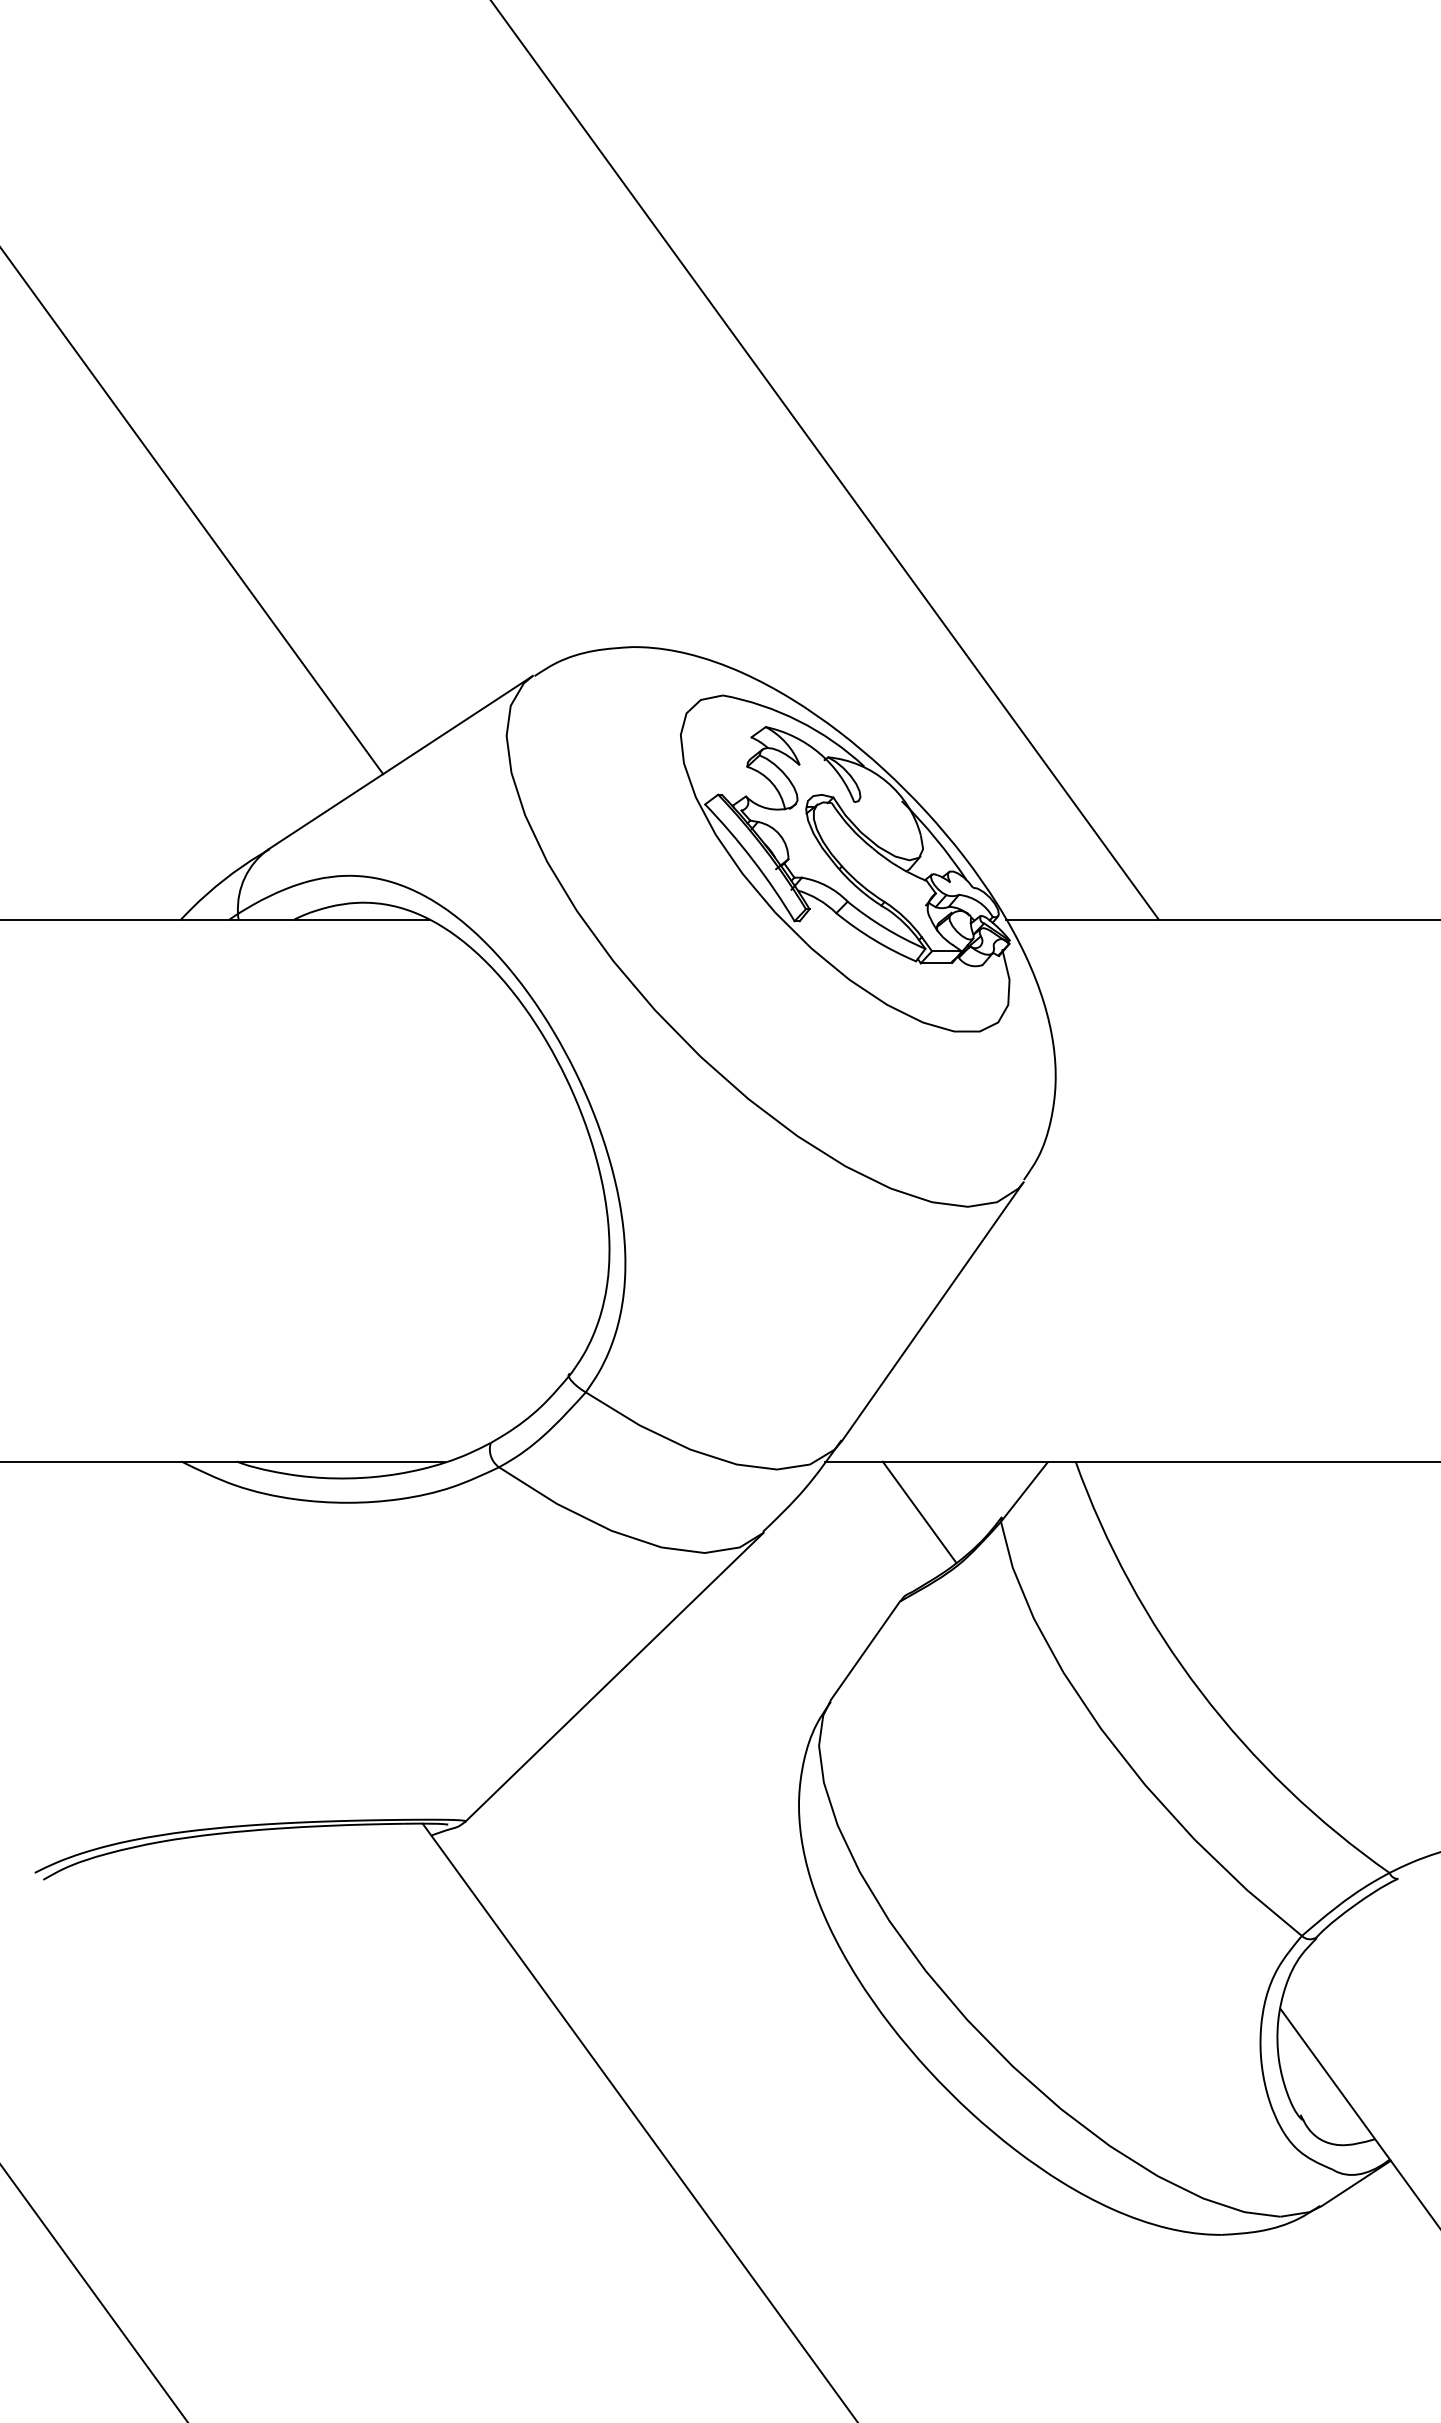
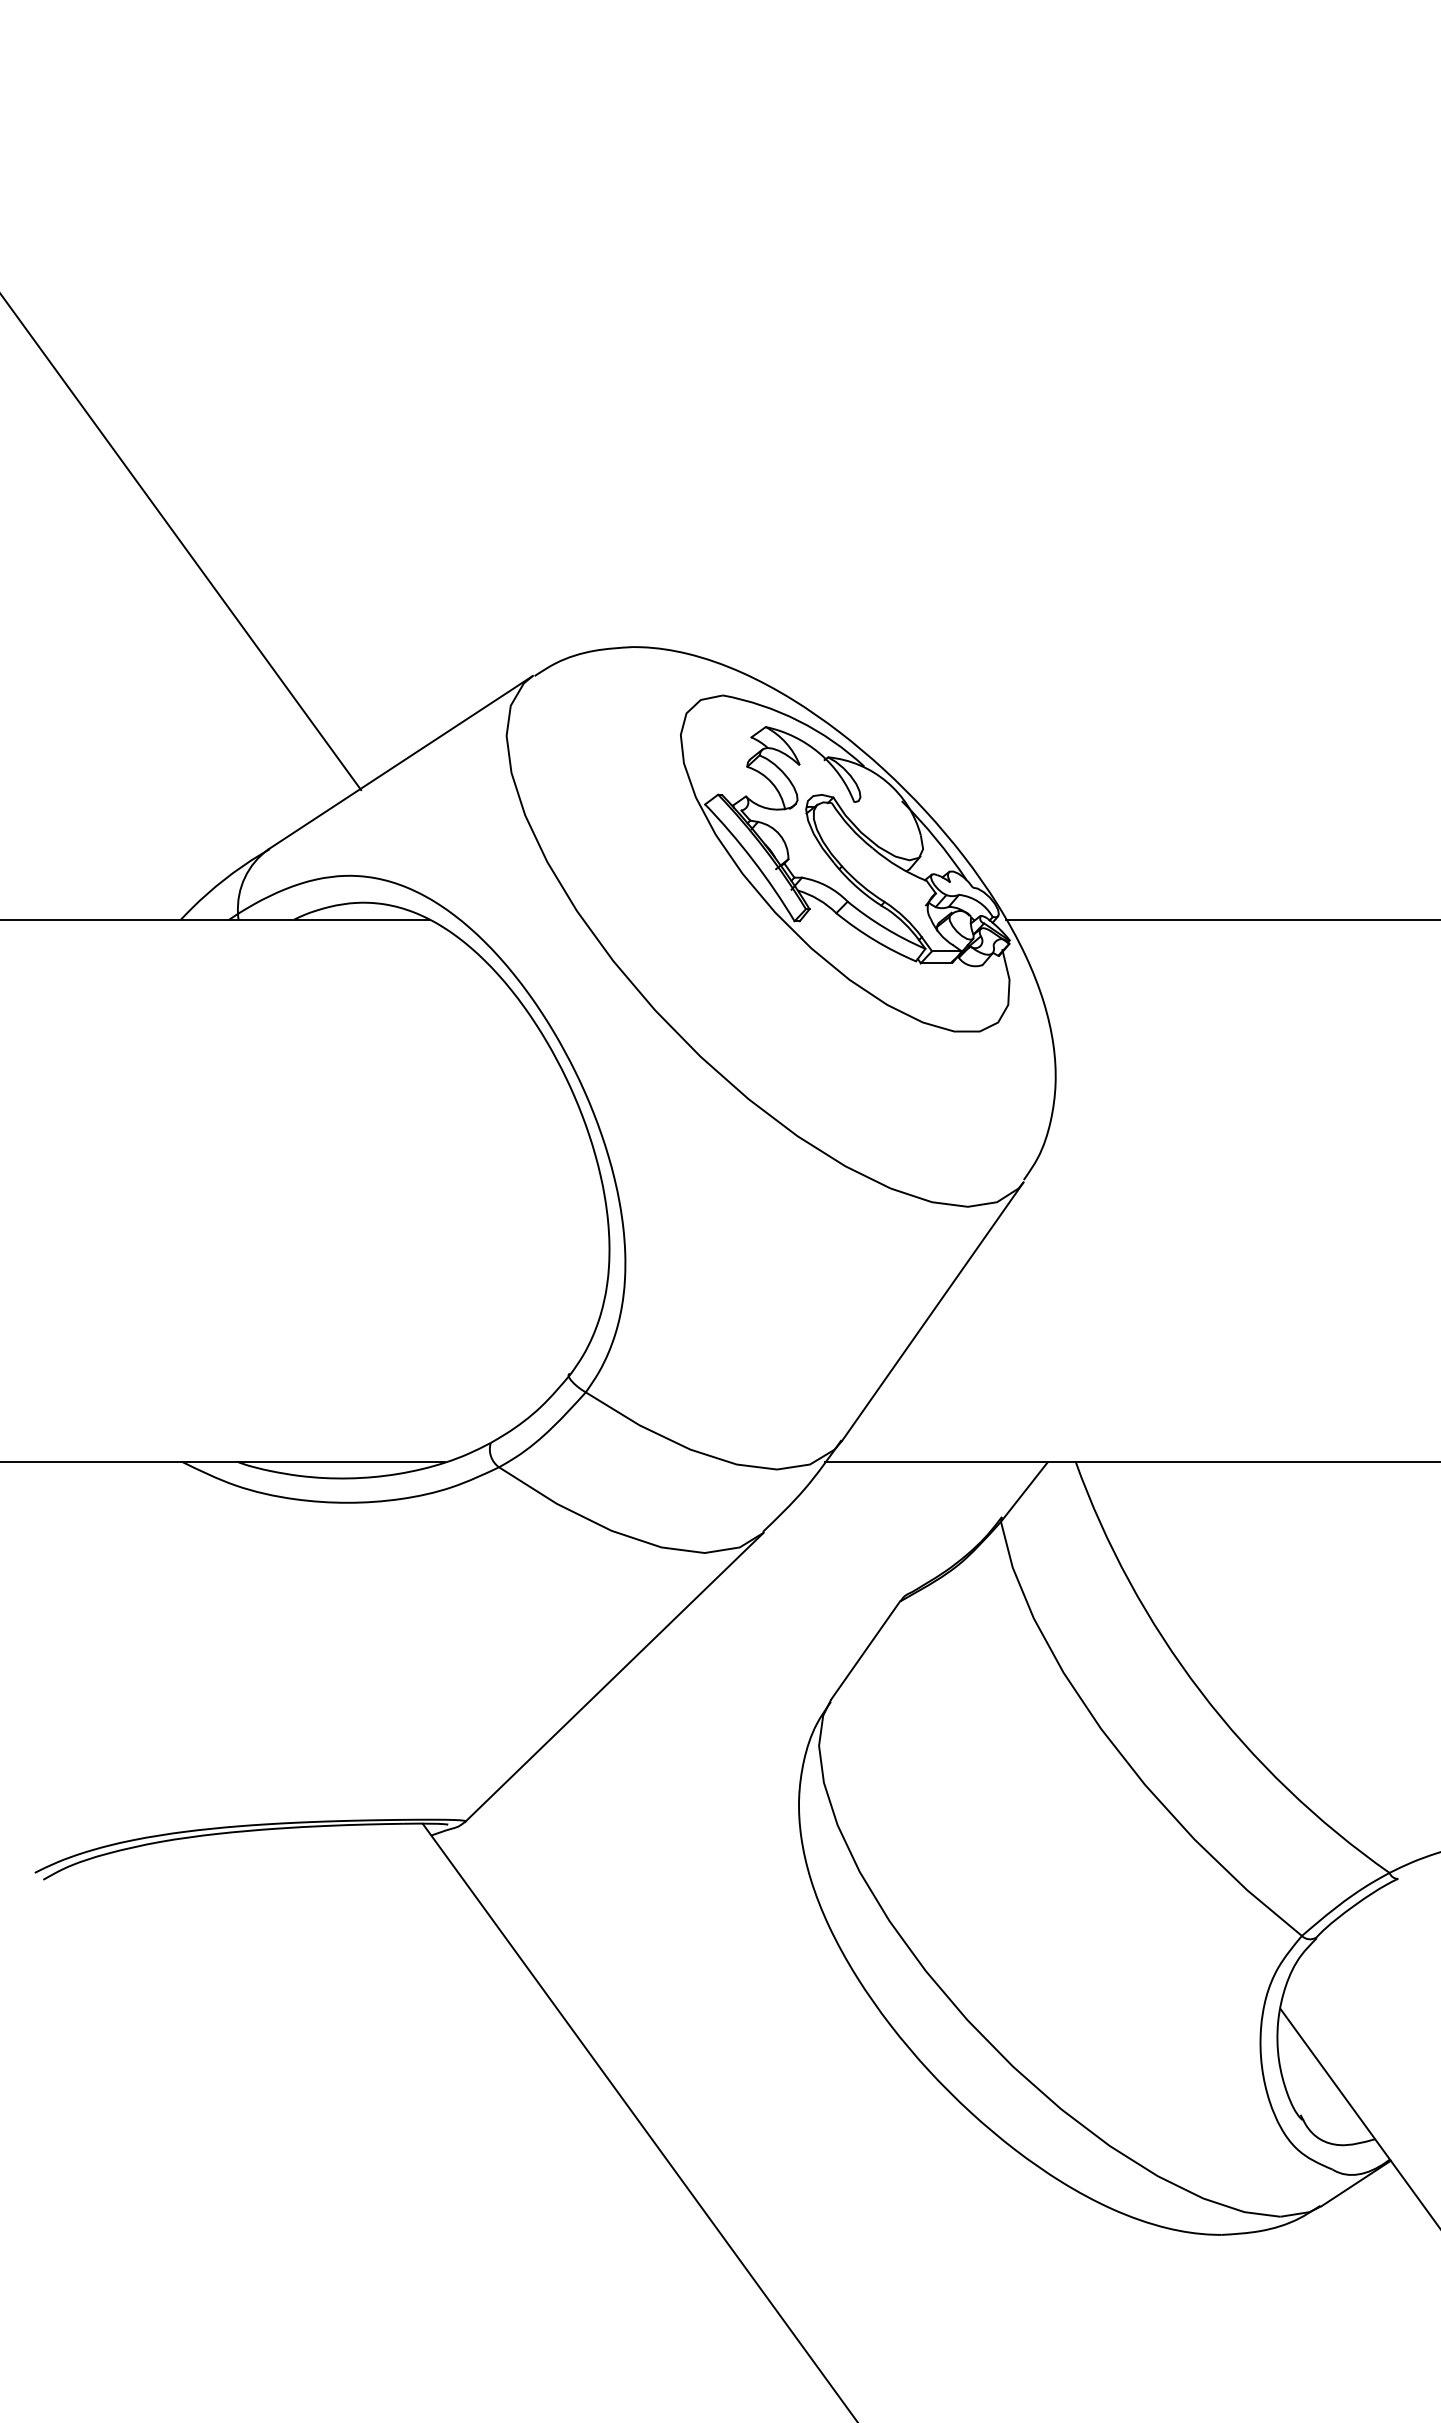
line: present -> none (825, 460)
line position: (192, 511) -> (181, 543) (181, 543)
line: present -> none (919, 1511)
line: present -> none (93, 2293)
